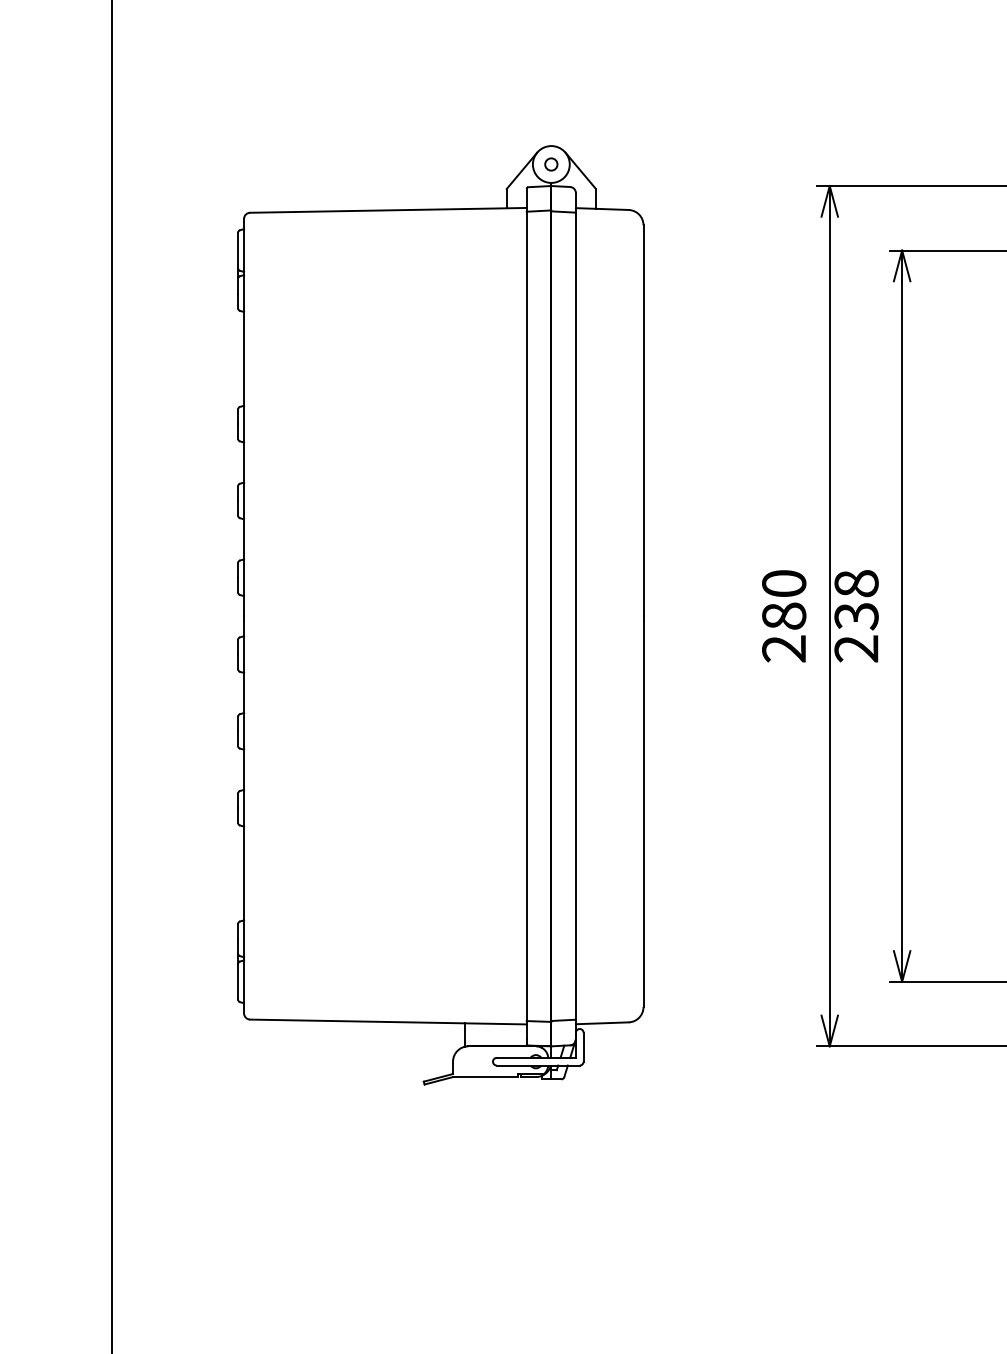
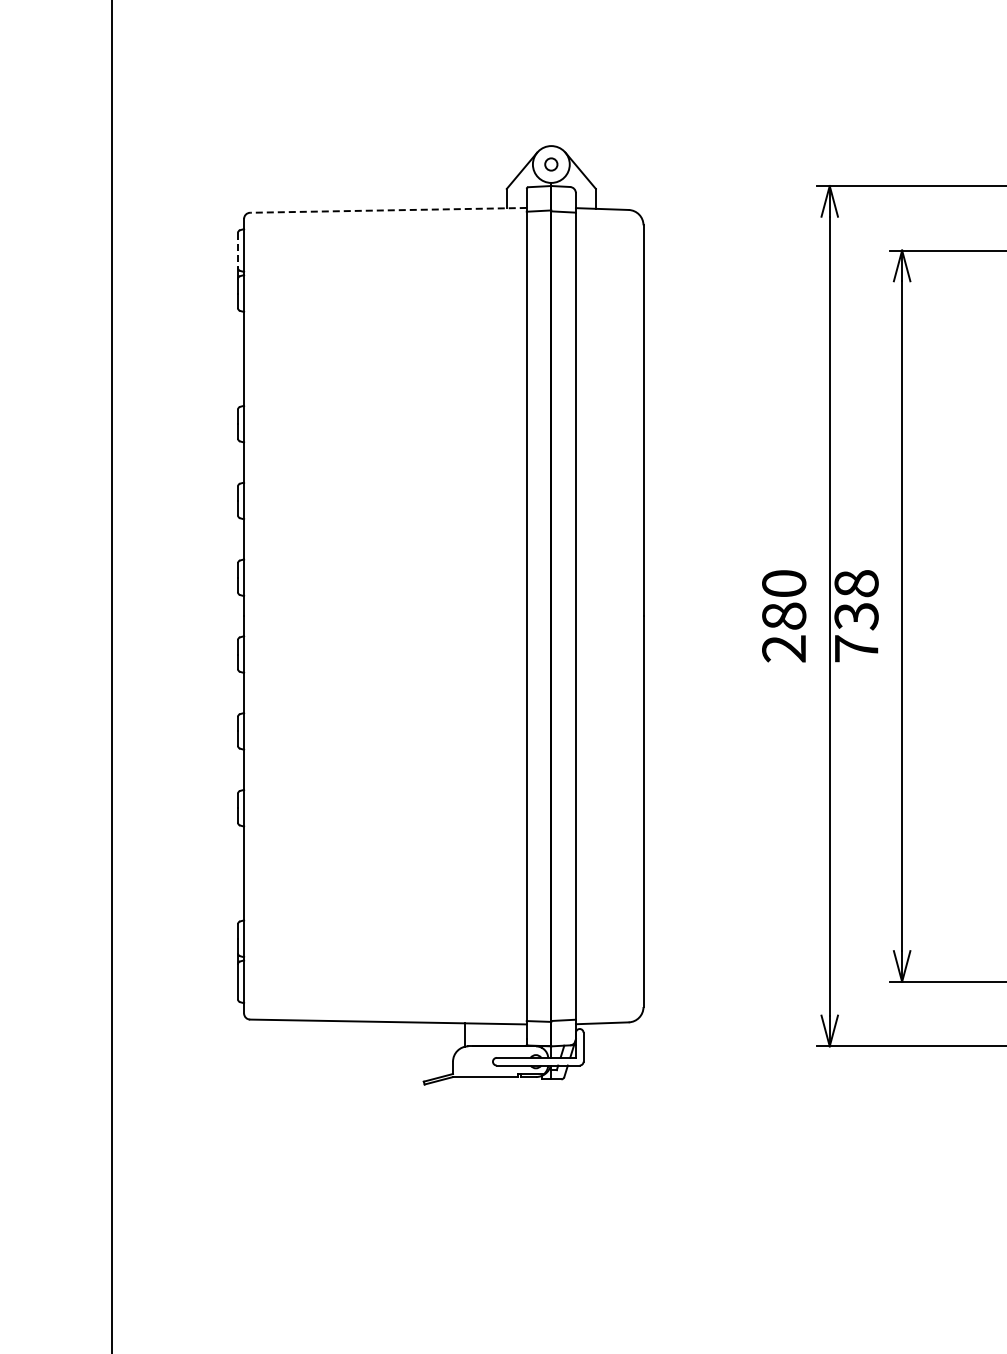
line: solid -> dashed (387, 210)
line: solid -> dashed (237, 251)
text: 238 -> 738 (856, 648)
